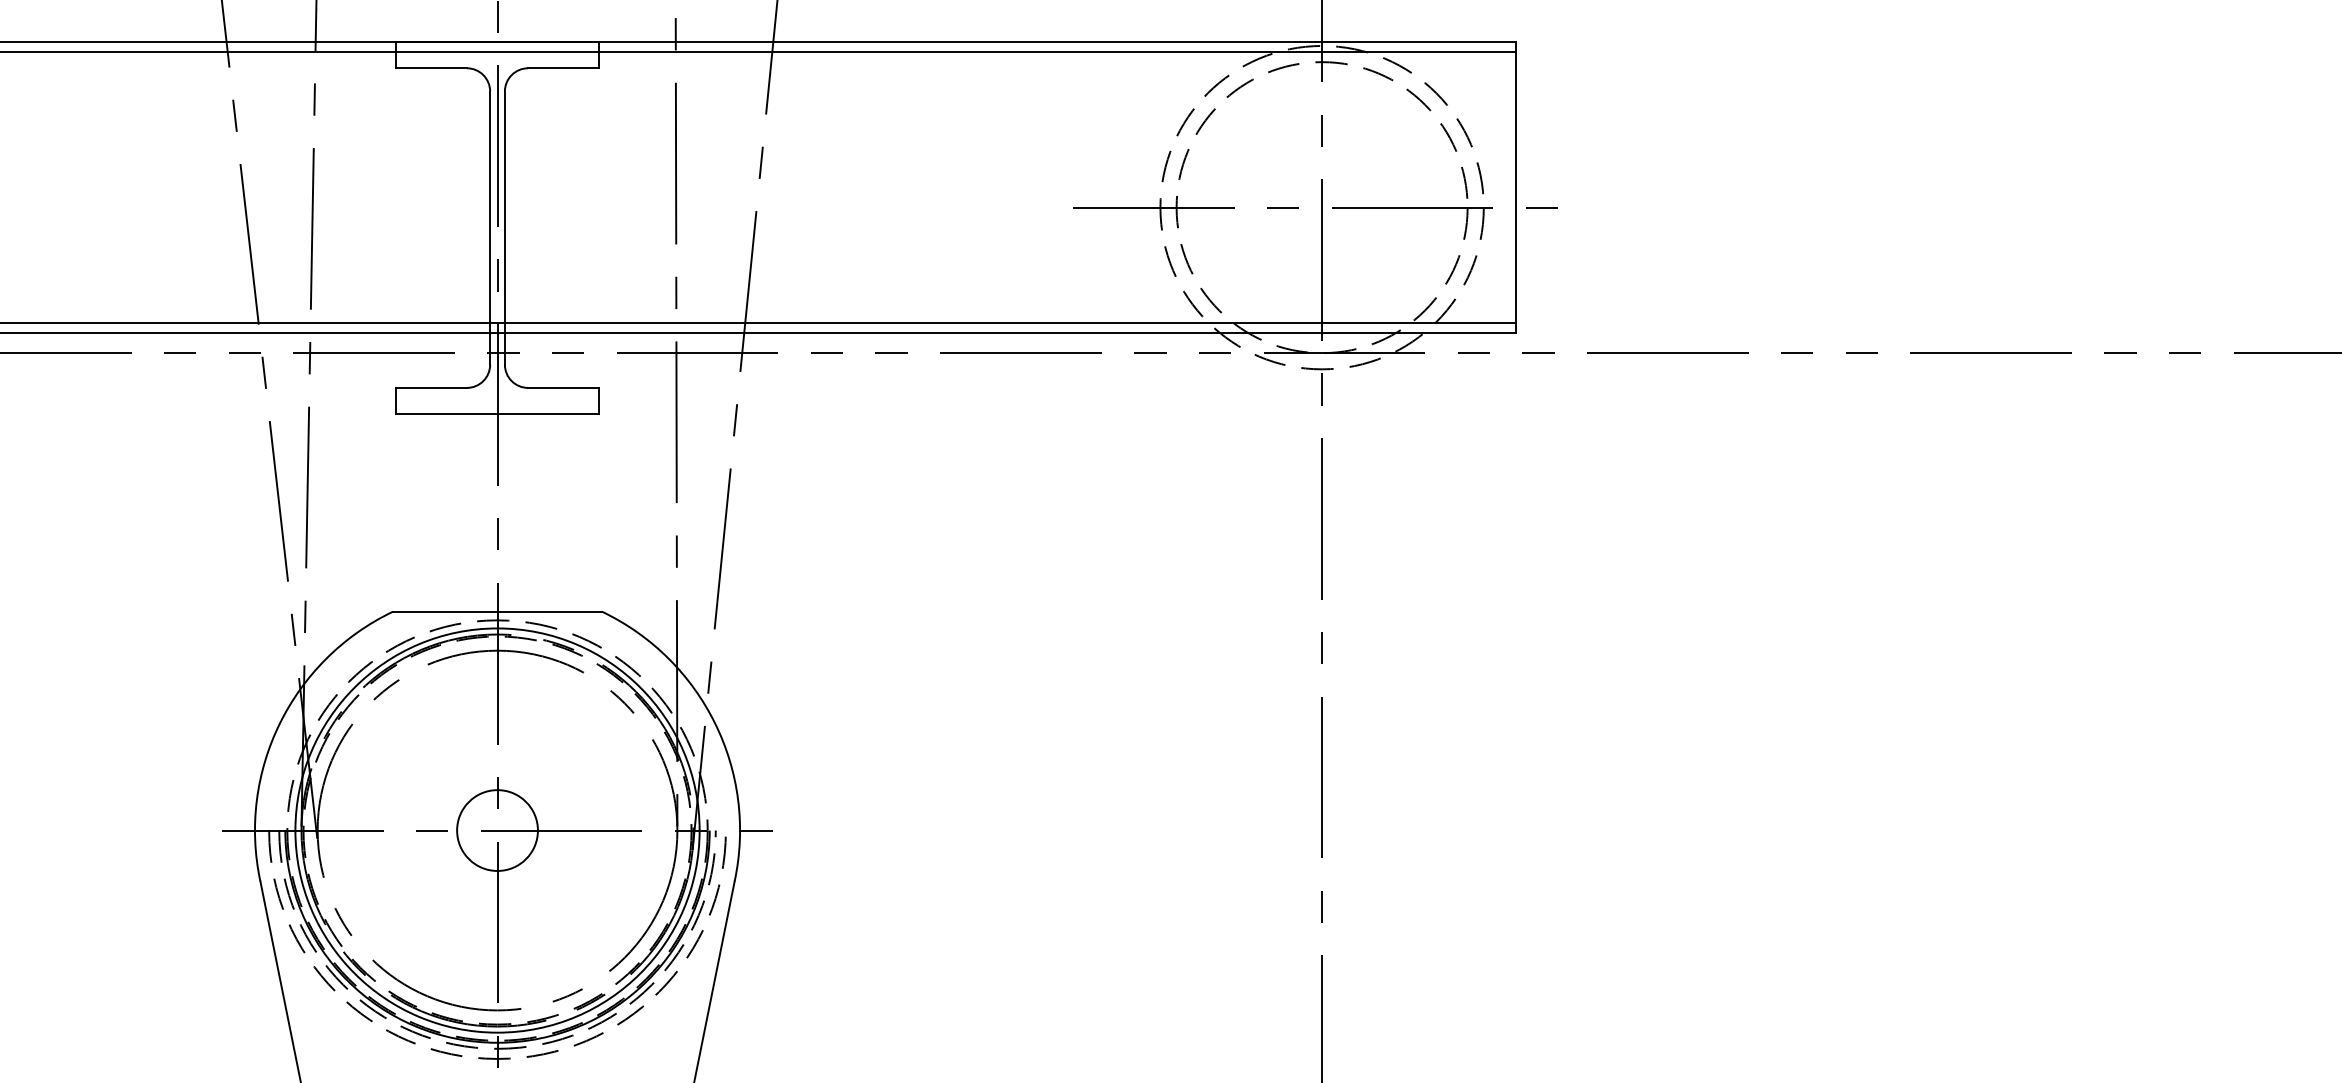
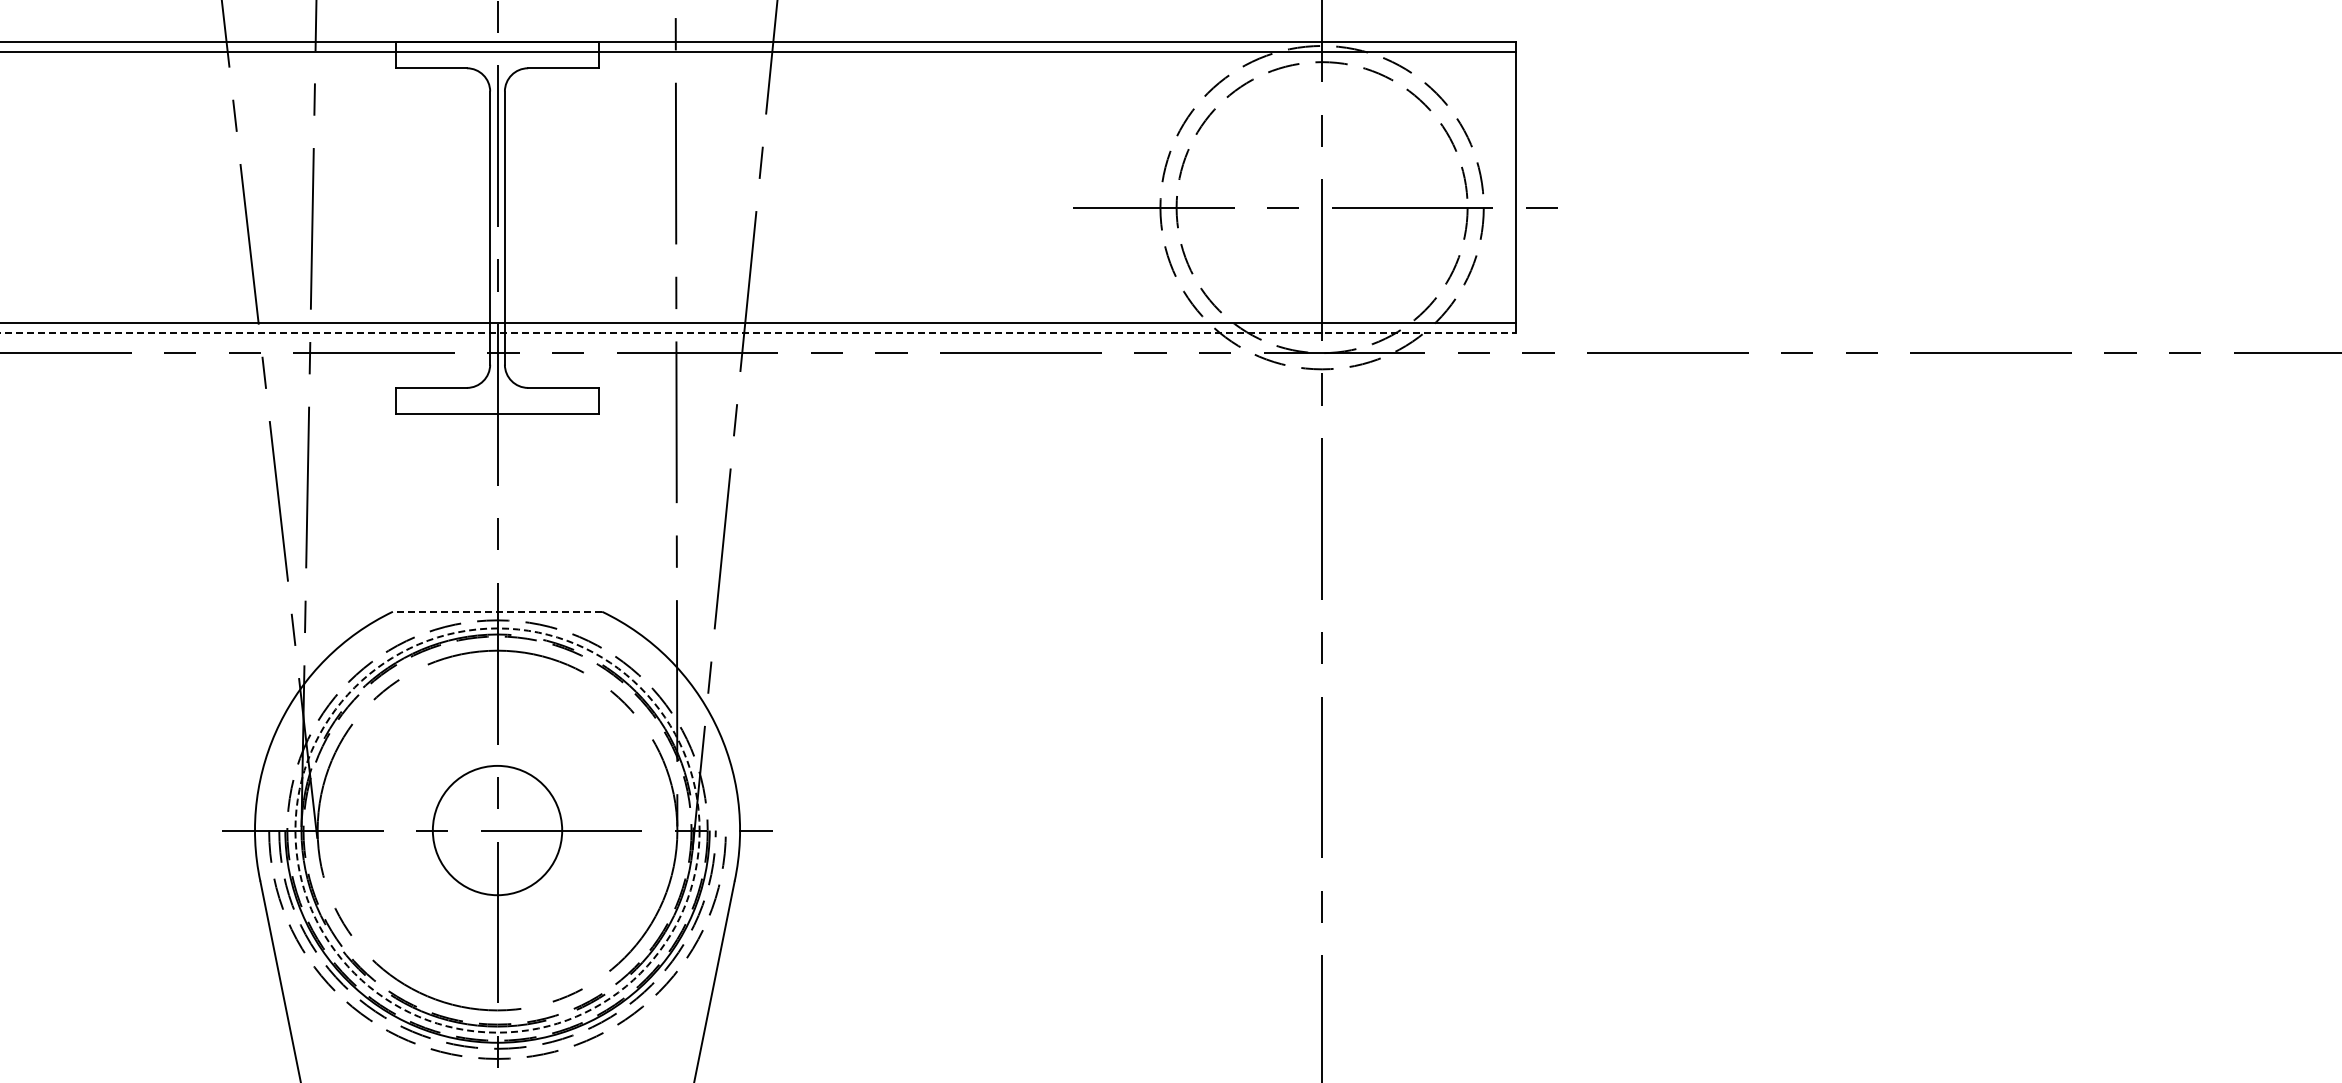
line: solid -> dashed (758, 332)
line: solid -> dashed (497, 611)
circle diameter: 81 px -> 129 px (497, 830)
circle: solid -> dashed (497, 830)
